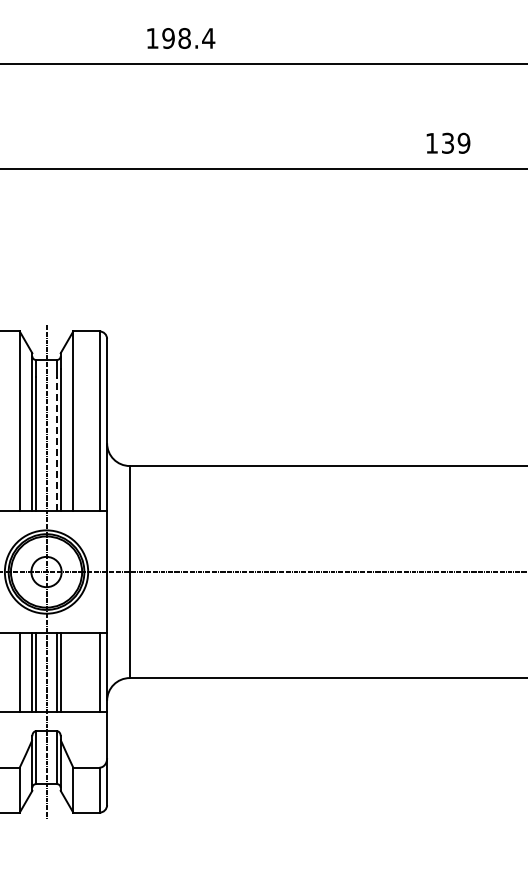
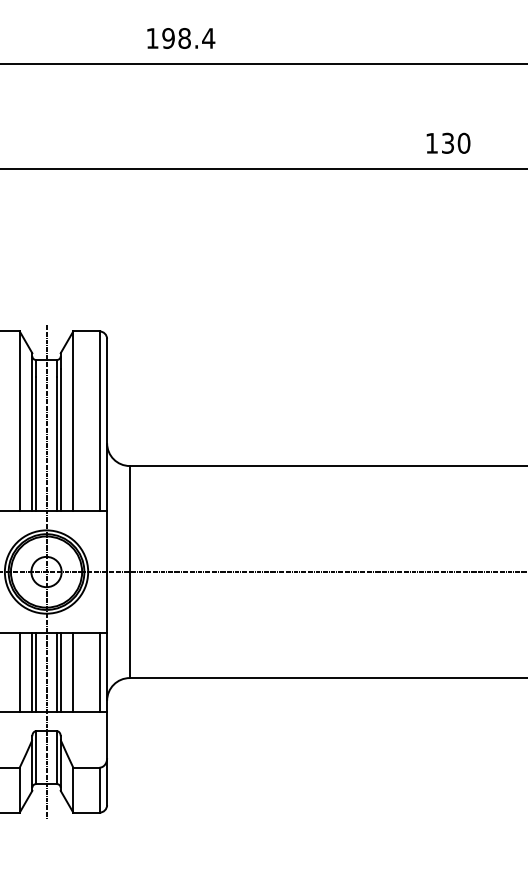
text: 139 -> 130 (463, 143)
line: dashed -> solid (56, 444)
line: none -> present (73, 672)
